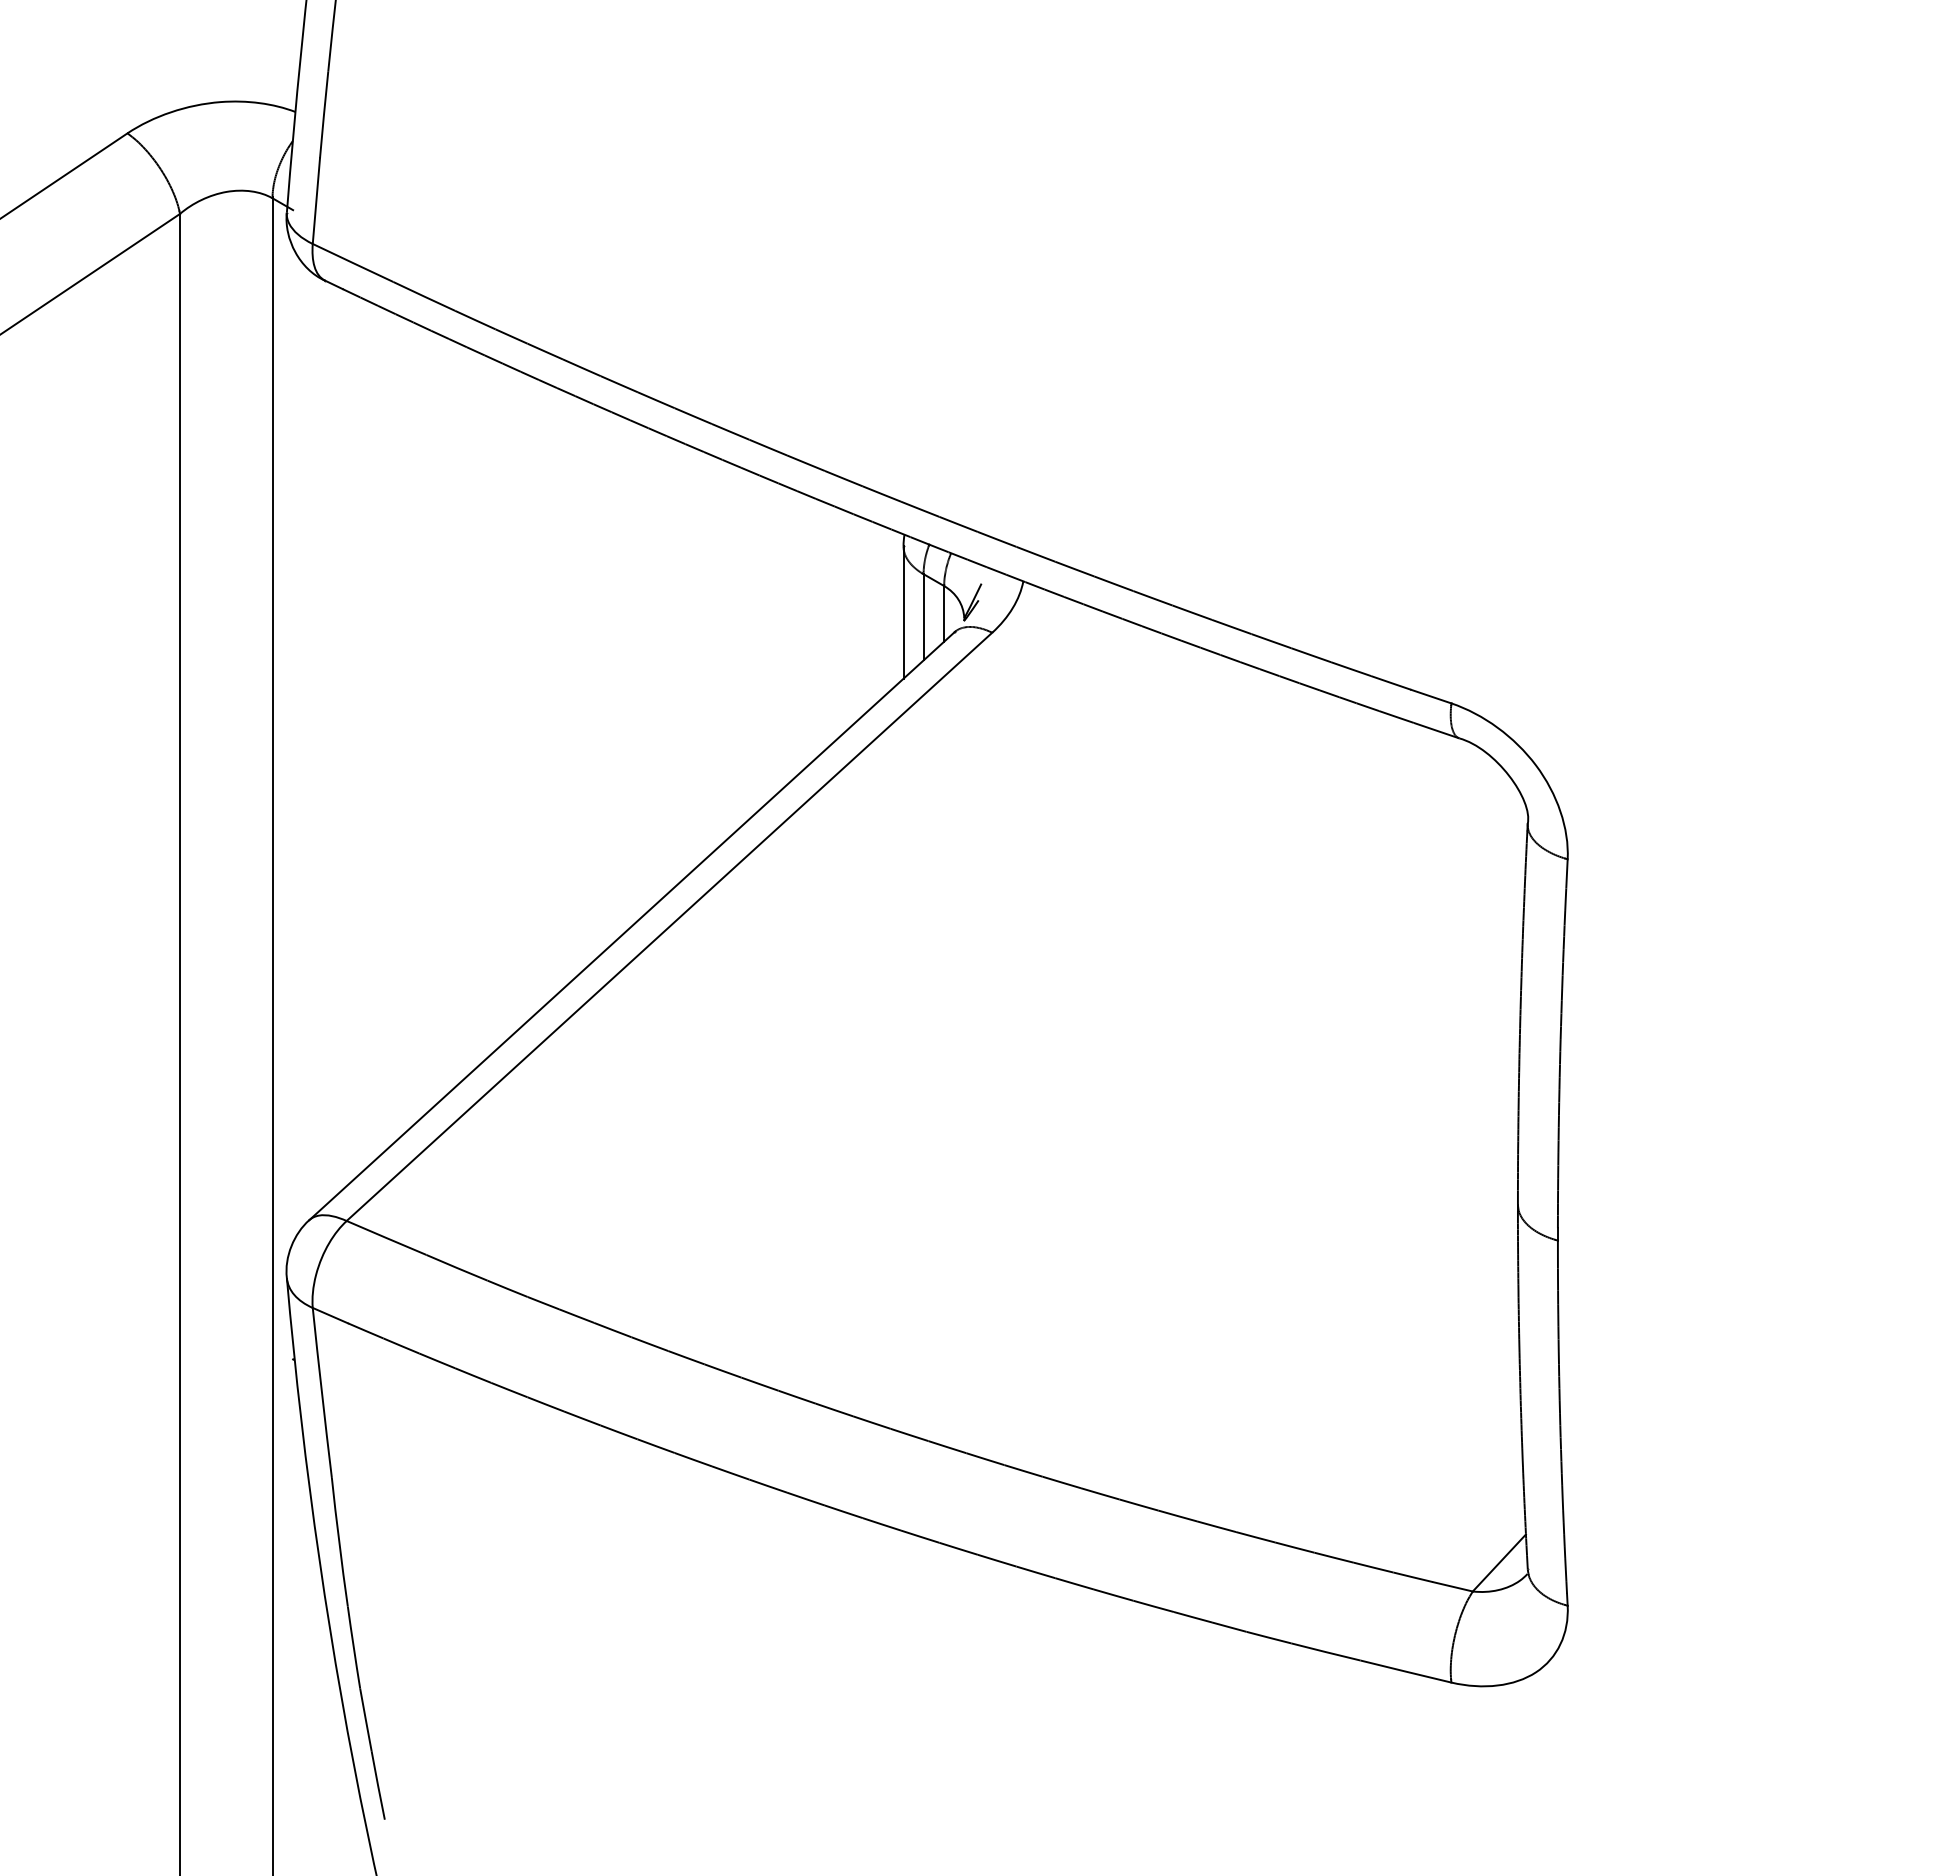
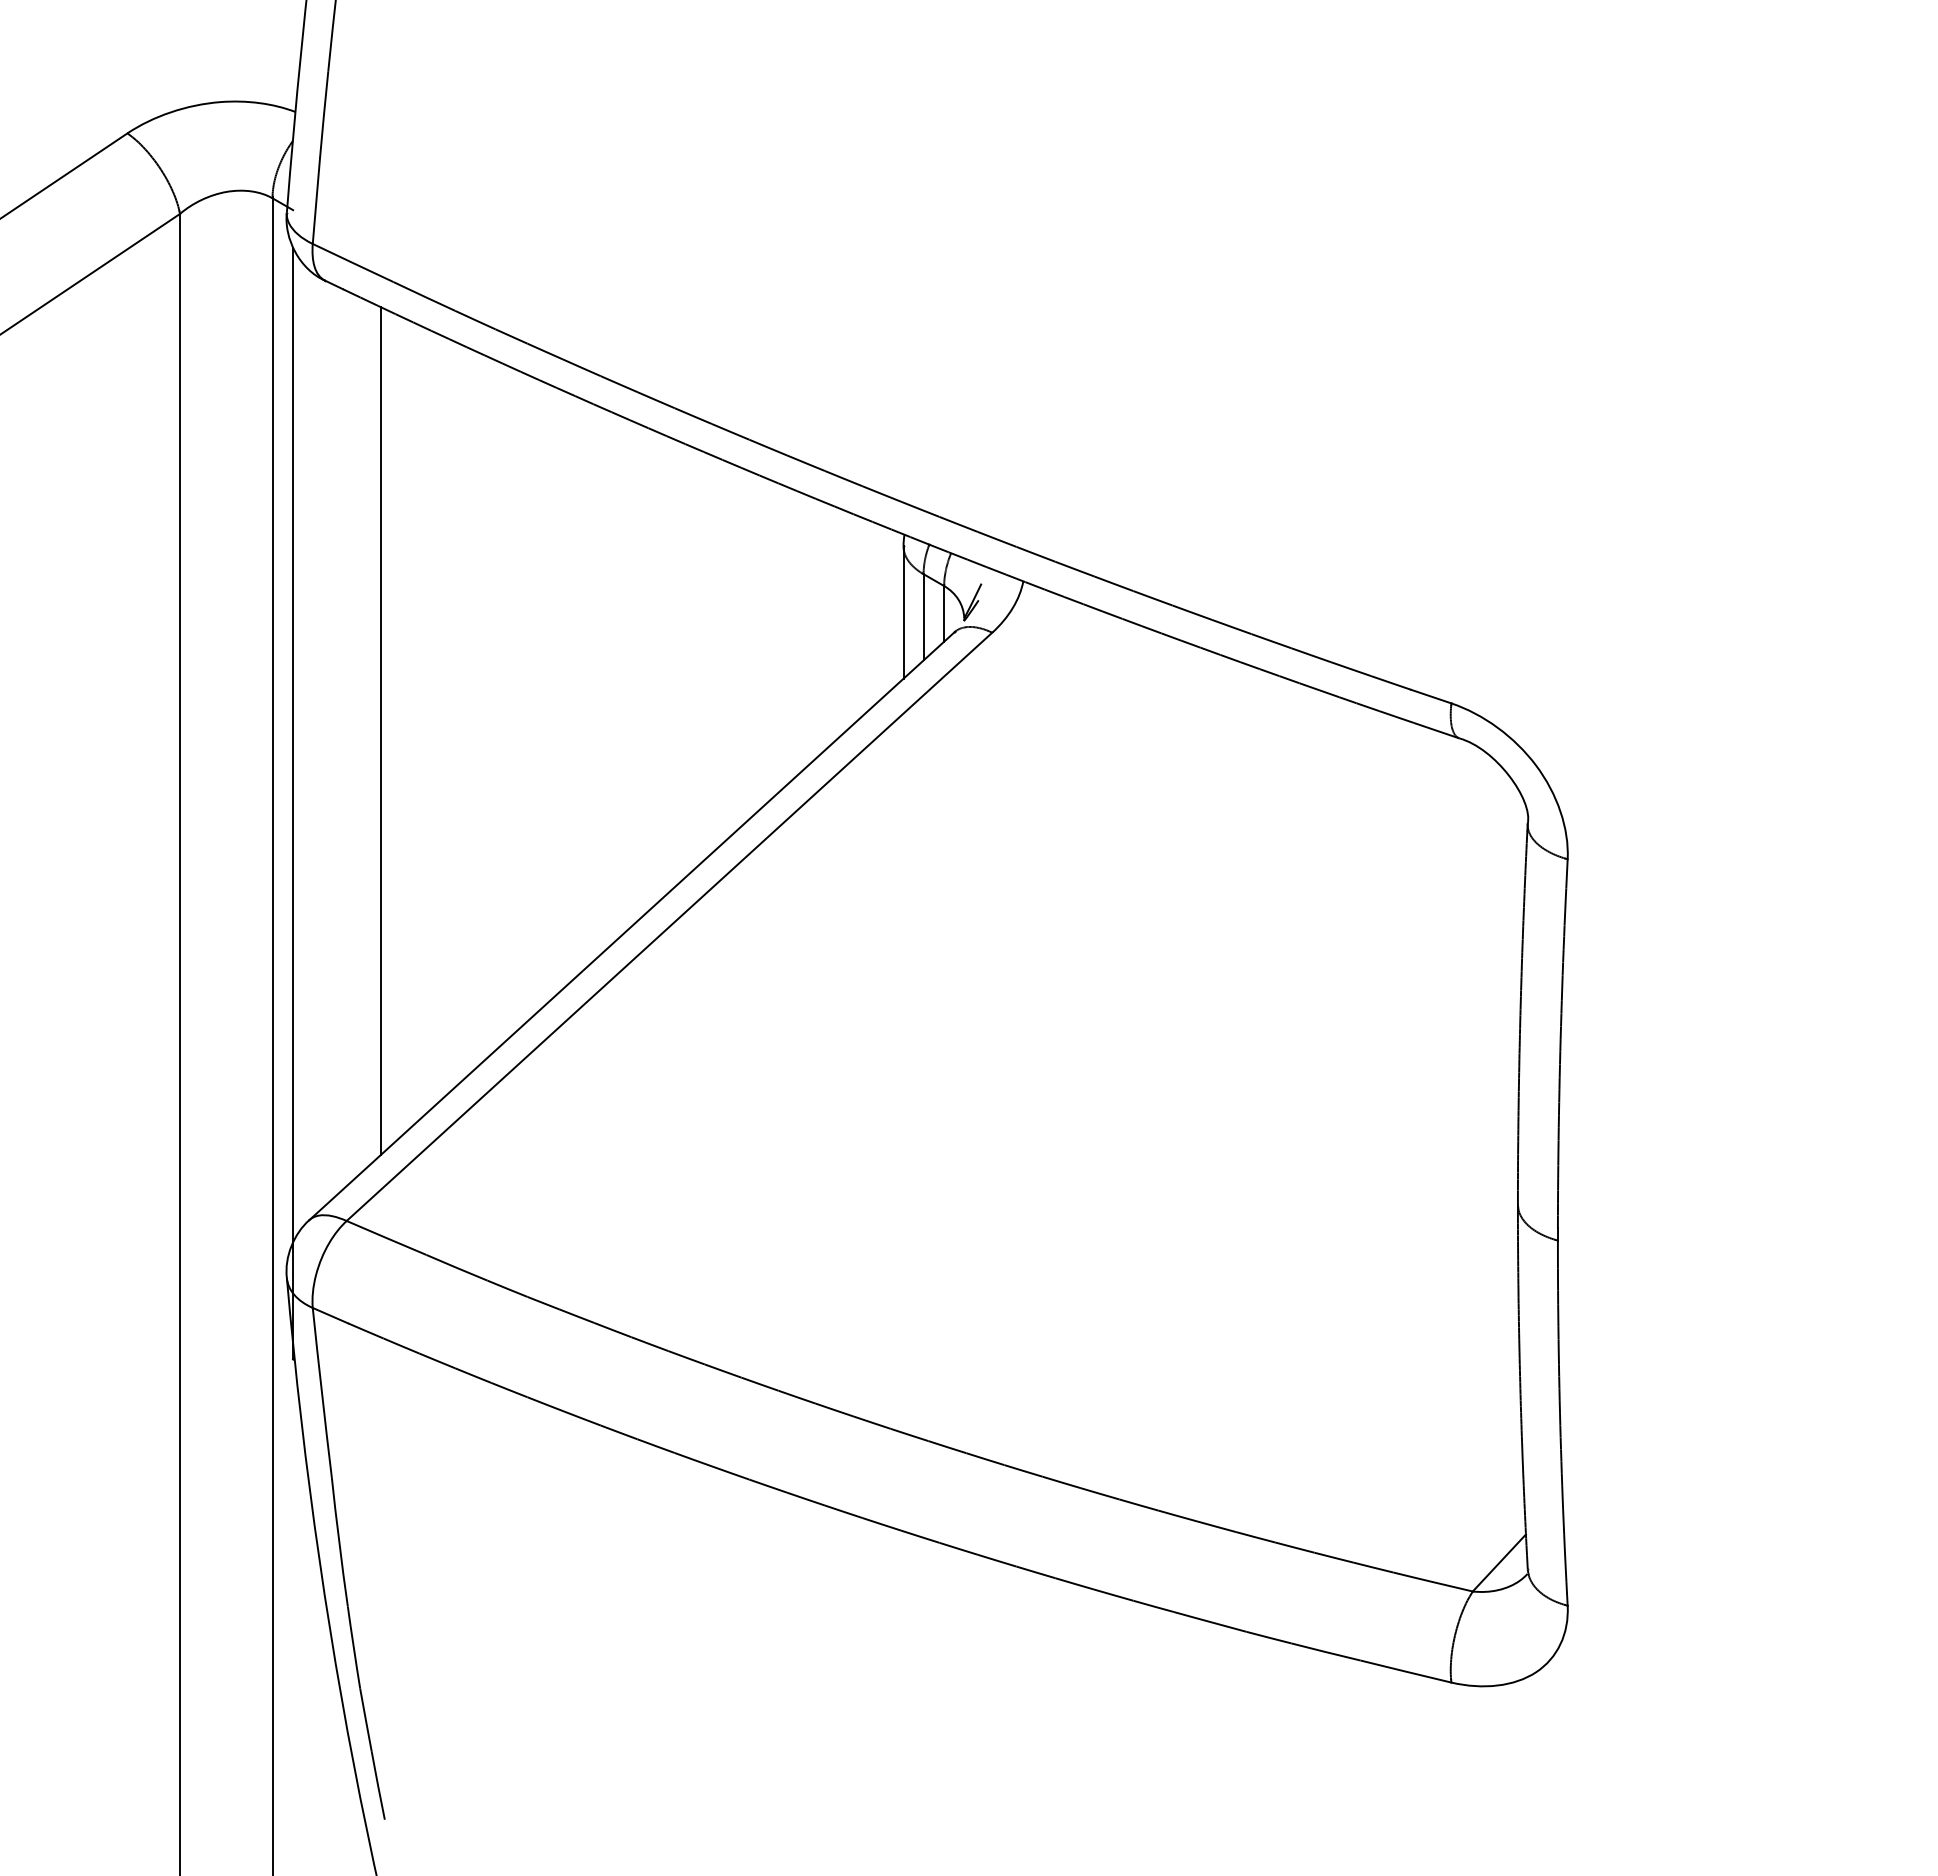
line: none -> present (380, 730)
line: none -> present (293, 803)
